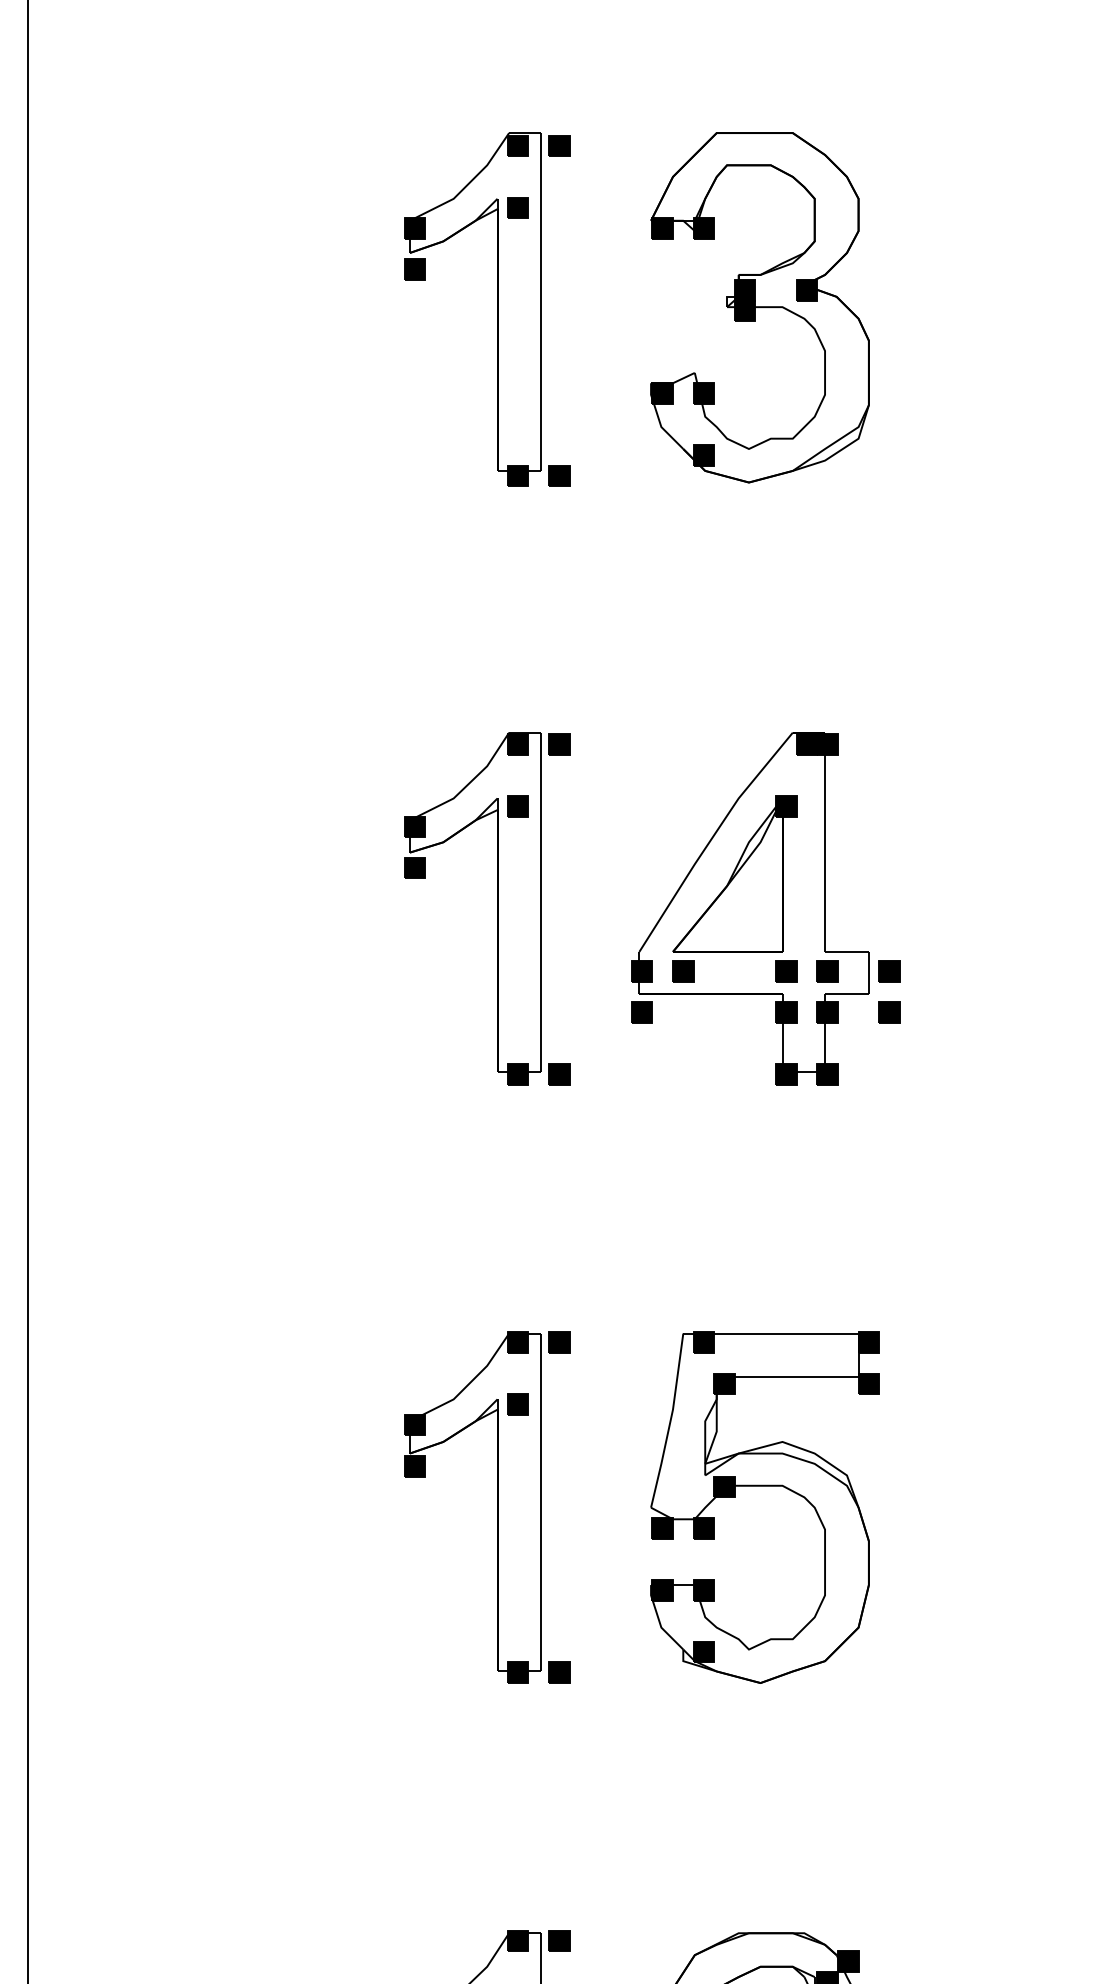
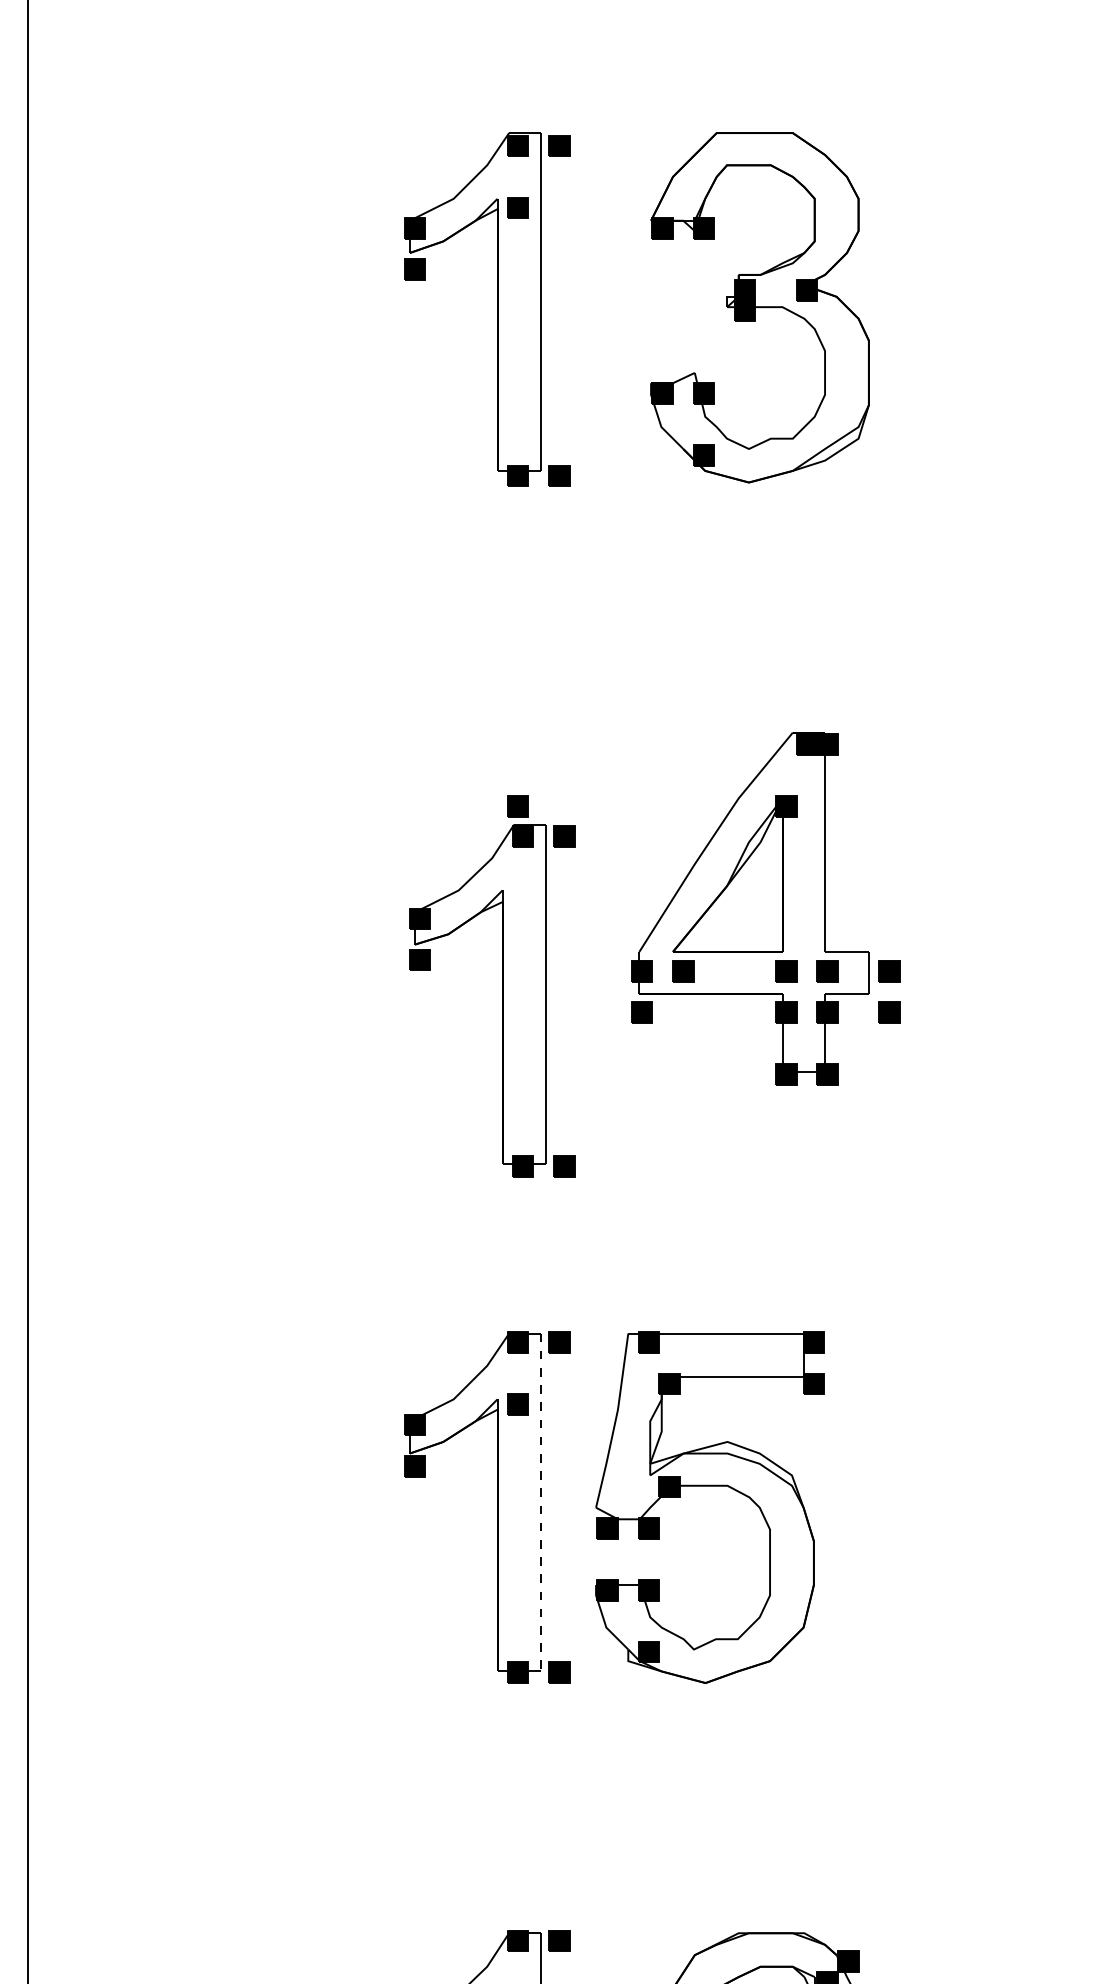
part position: (497, 908) -> (502, 1000) (502, 1000)
part position: (764, 1486) -> (709, 1486) (709, 1486)
line: solid -> dashed (541, 1502)
